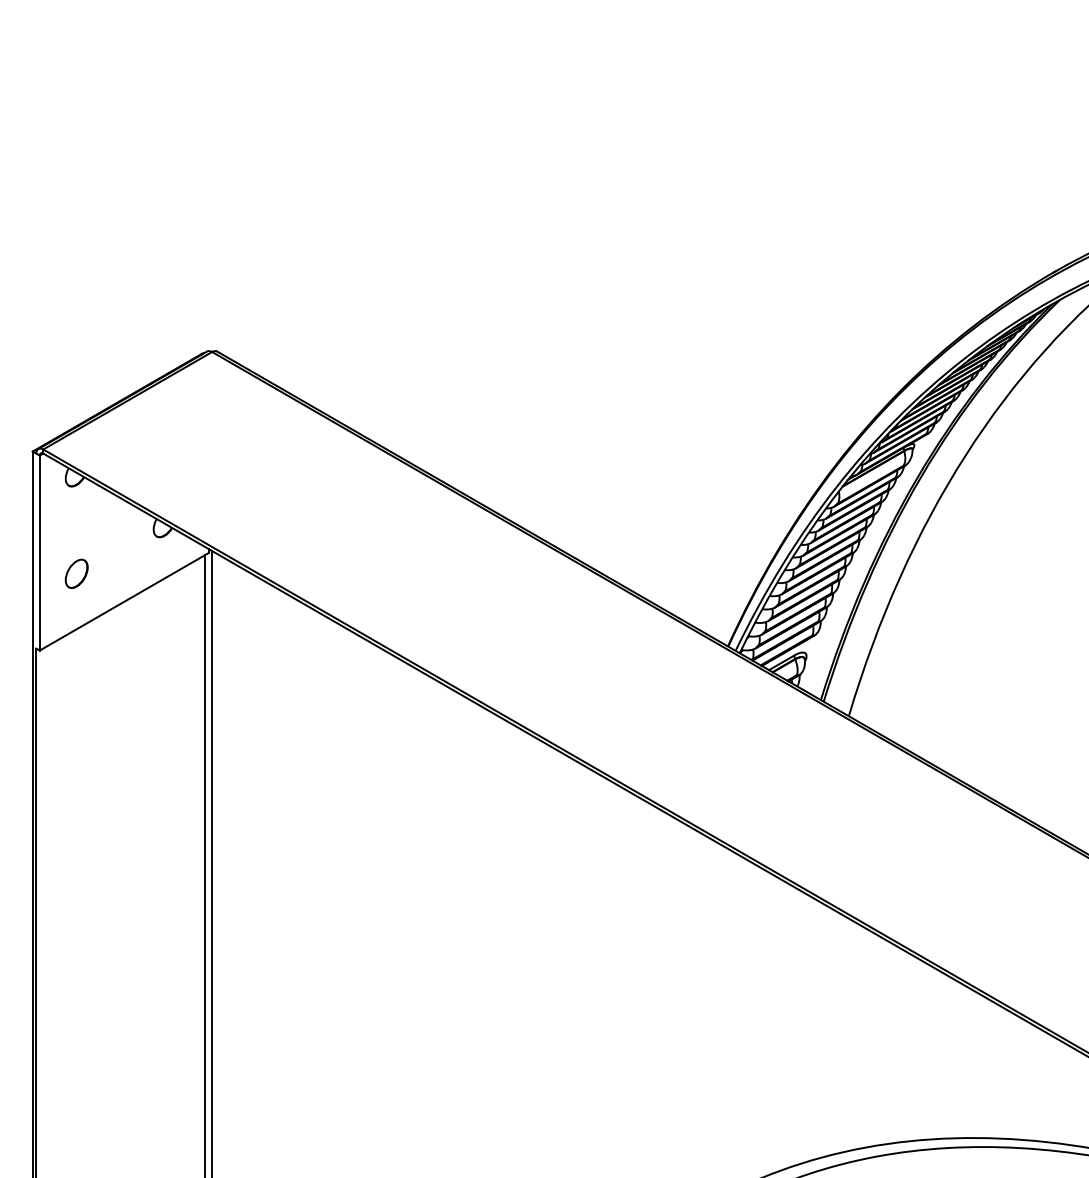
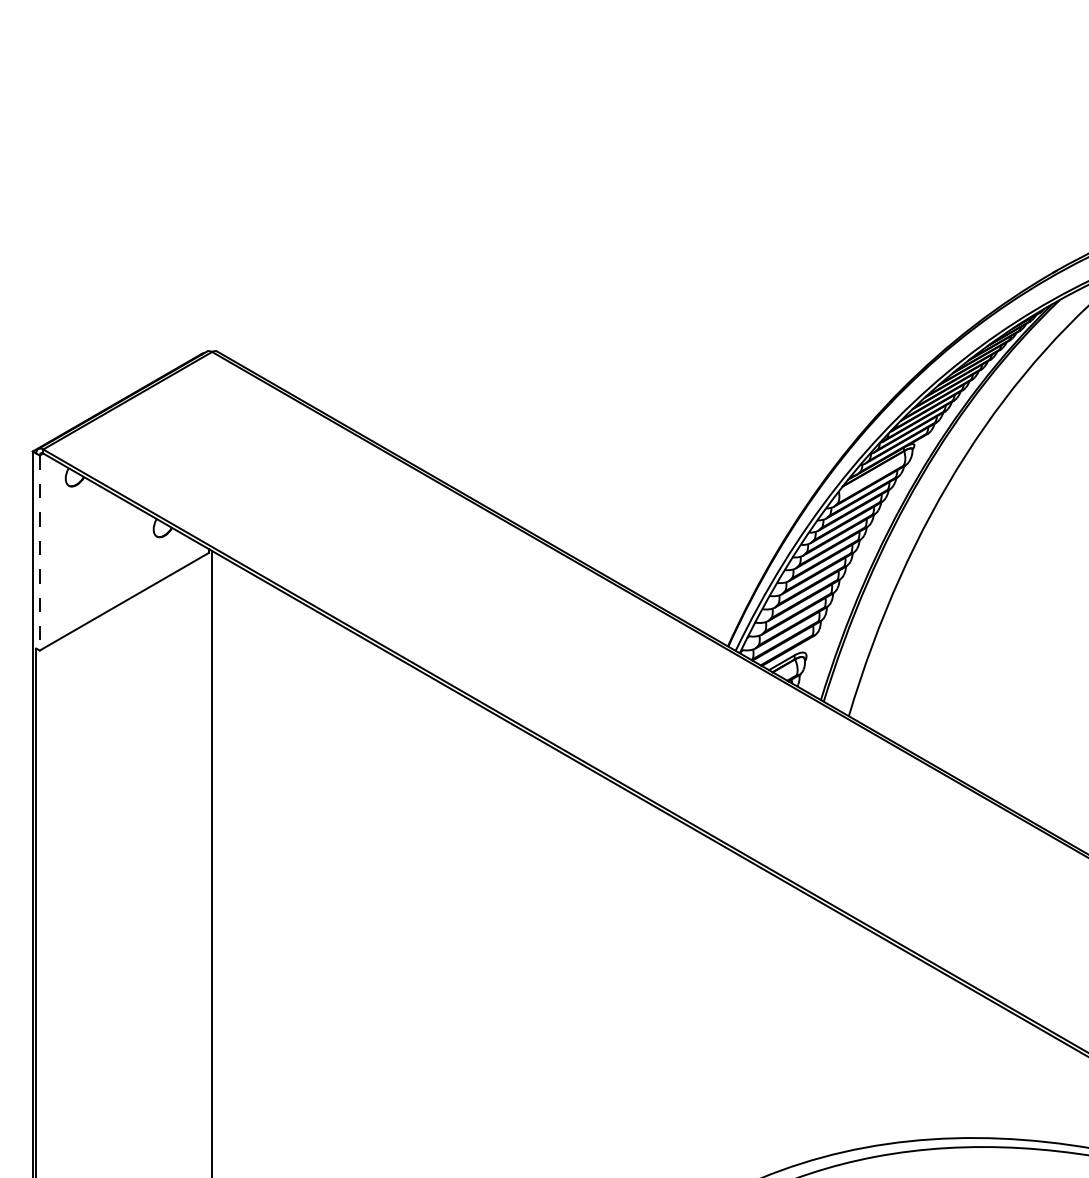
line: solid -> dashed (39, 553)
part: present -> none (76, 573)
line: present -> none (205, 864)
